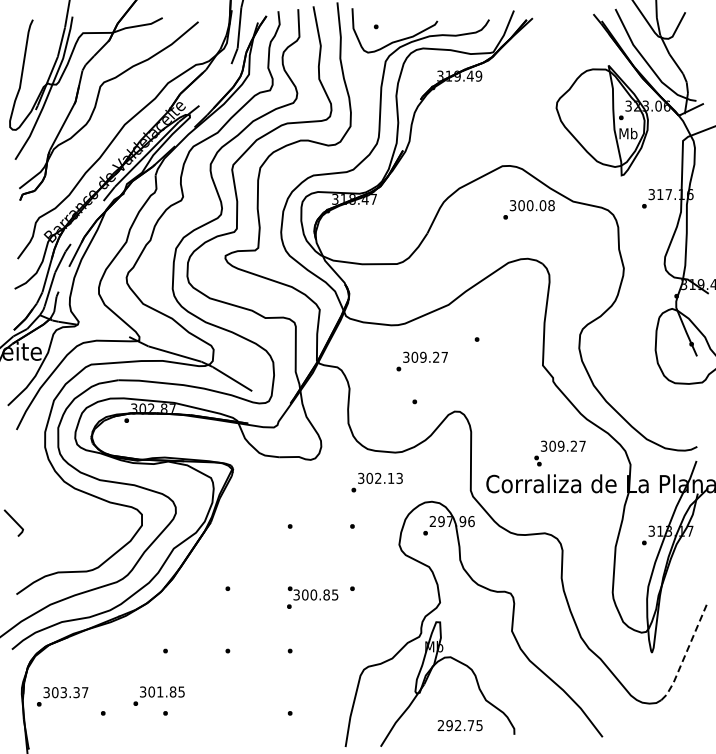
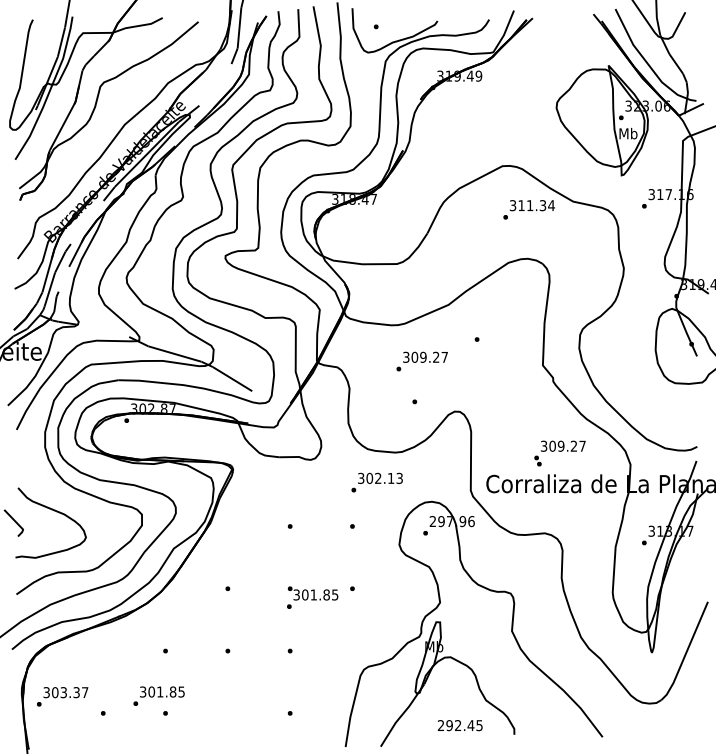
text: 300.08 -> 311.34 (536, 205)
curve: none -> present (56, 512)
text: 300.85 -> 301.85 (313, 594)
line: dashed -> solid (686, 652)
text: 292.75 -> 292.45 (470, 725)
